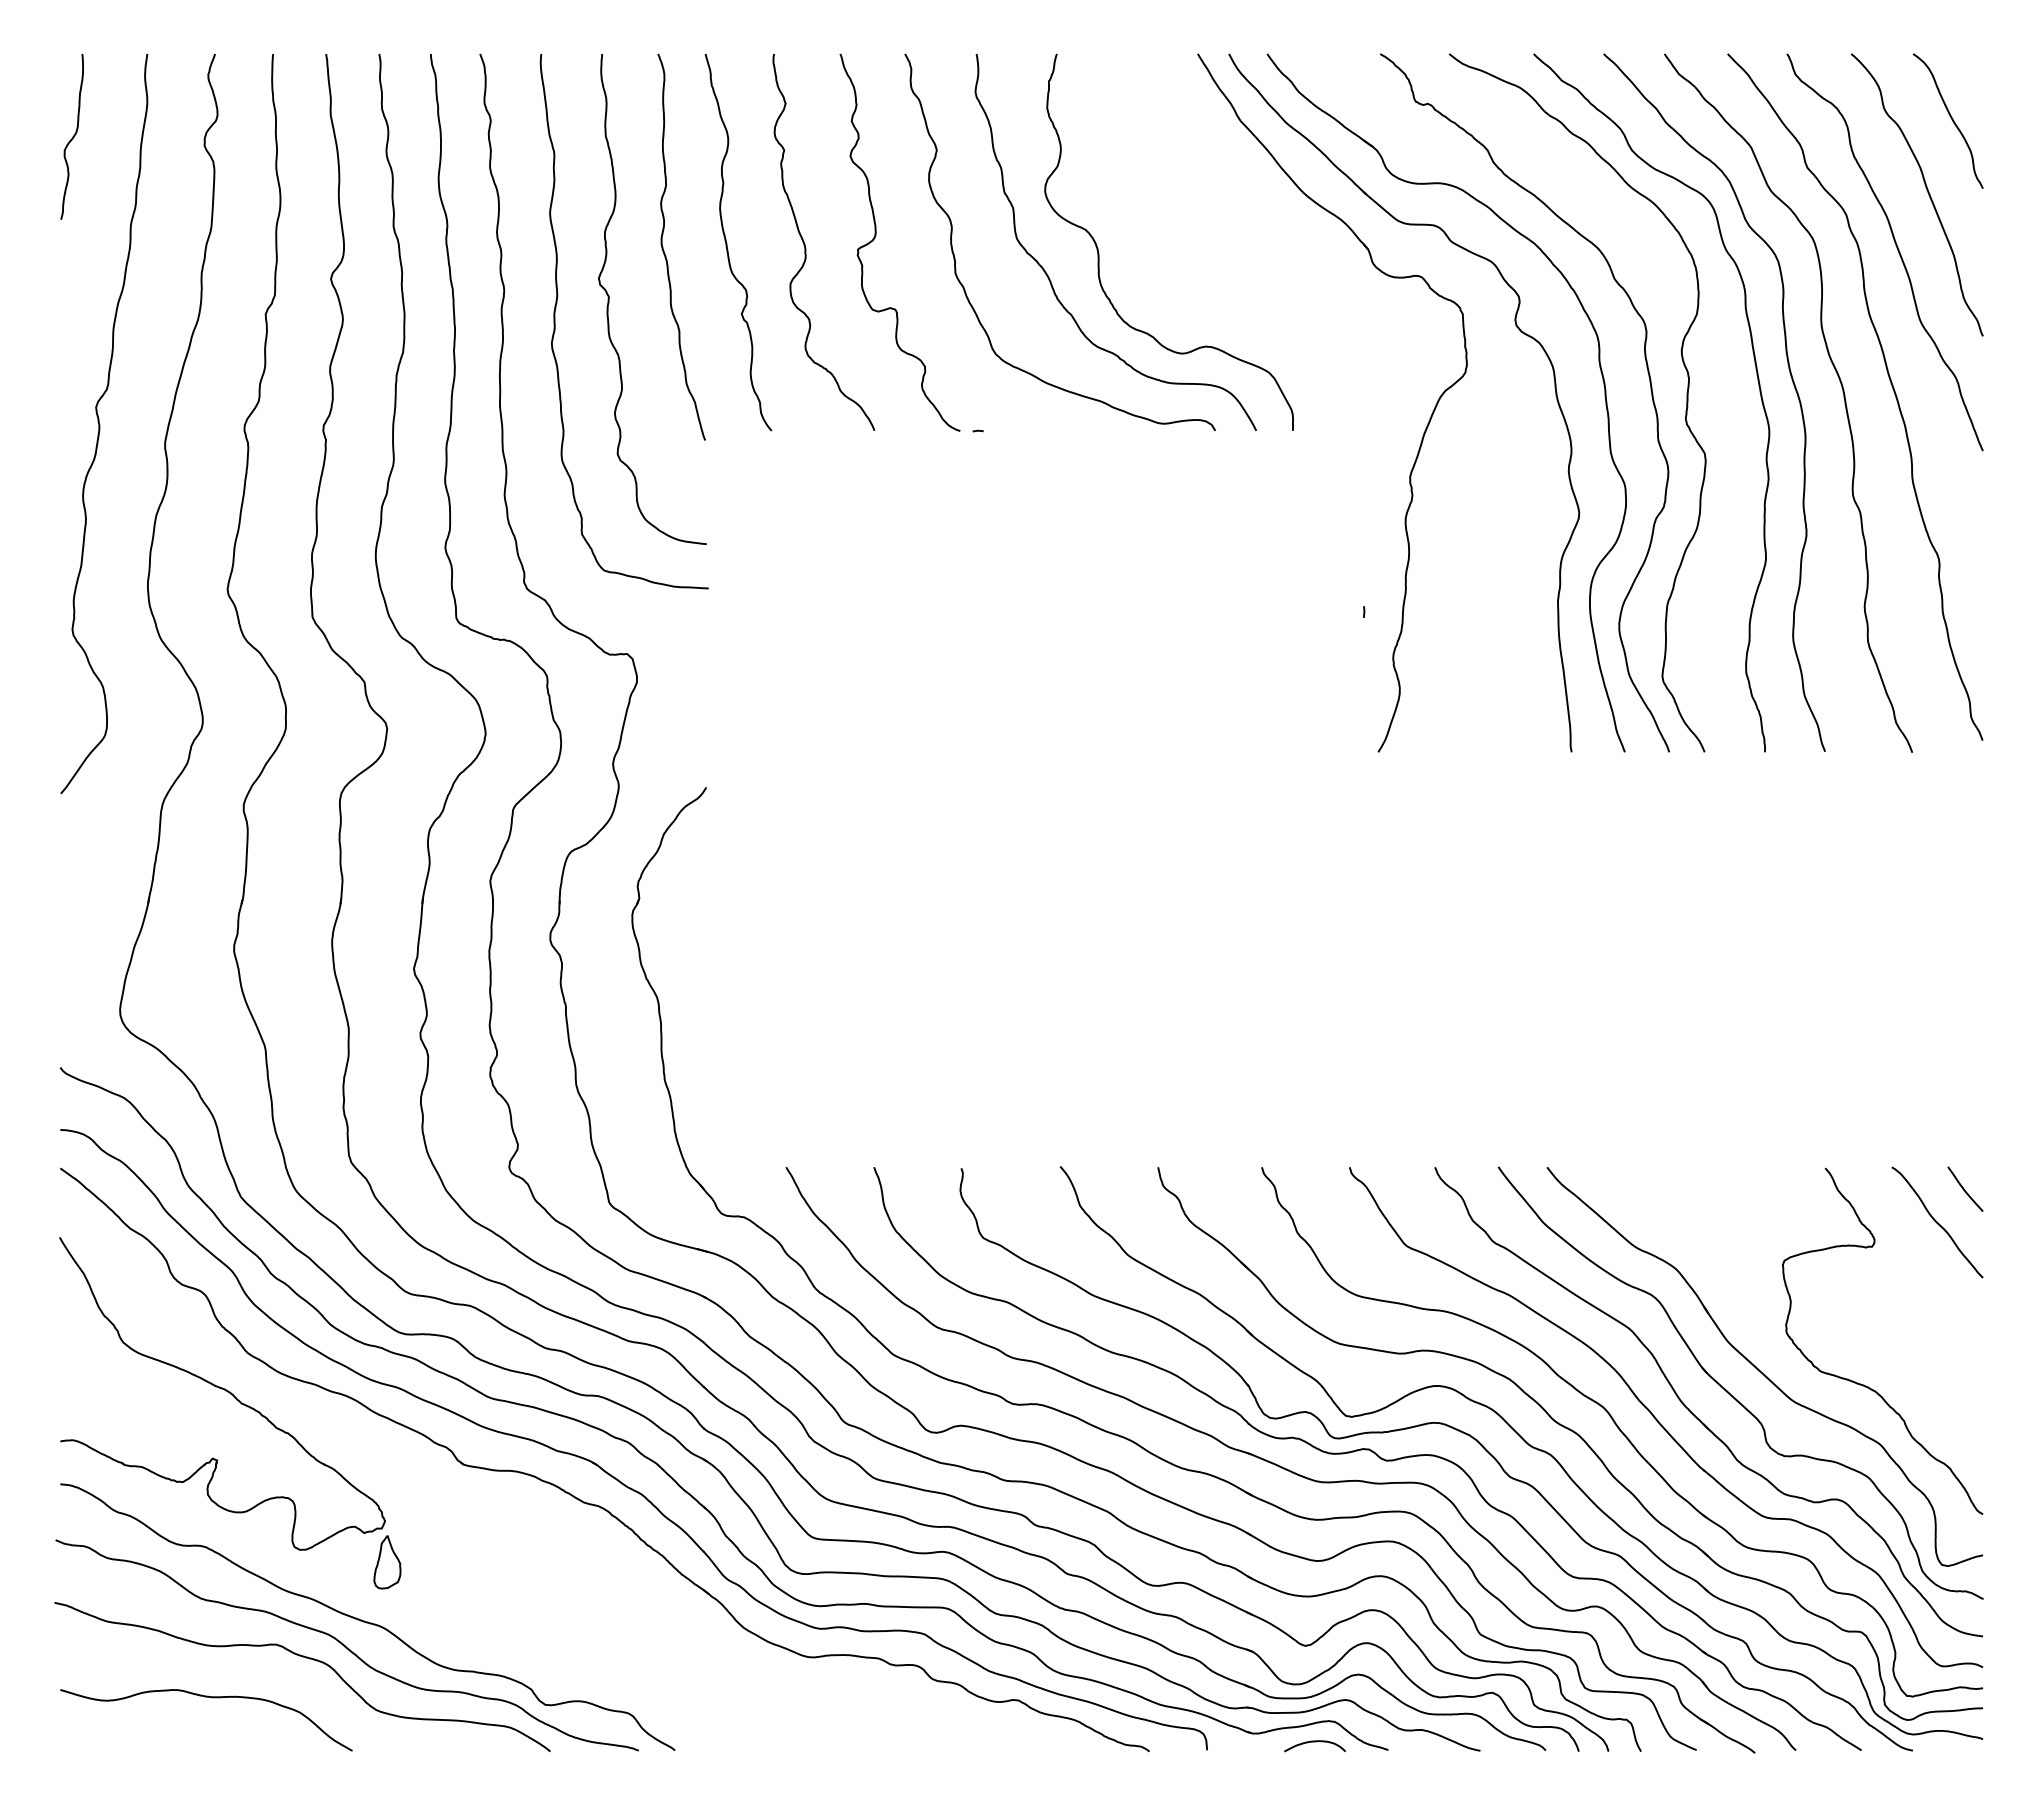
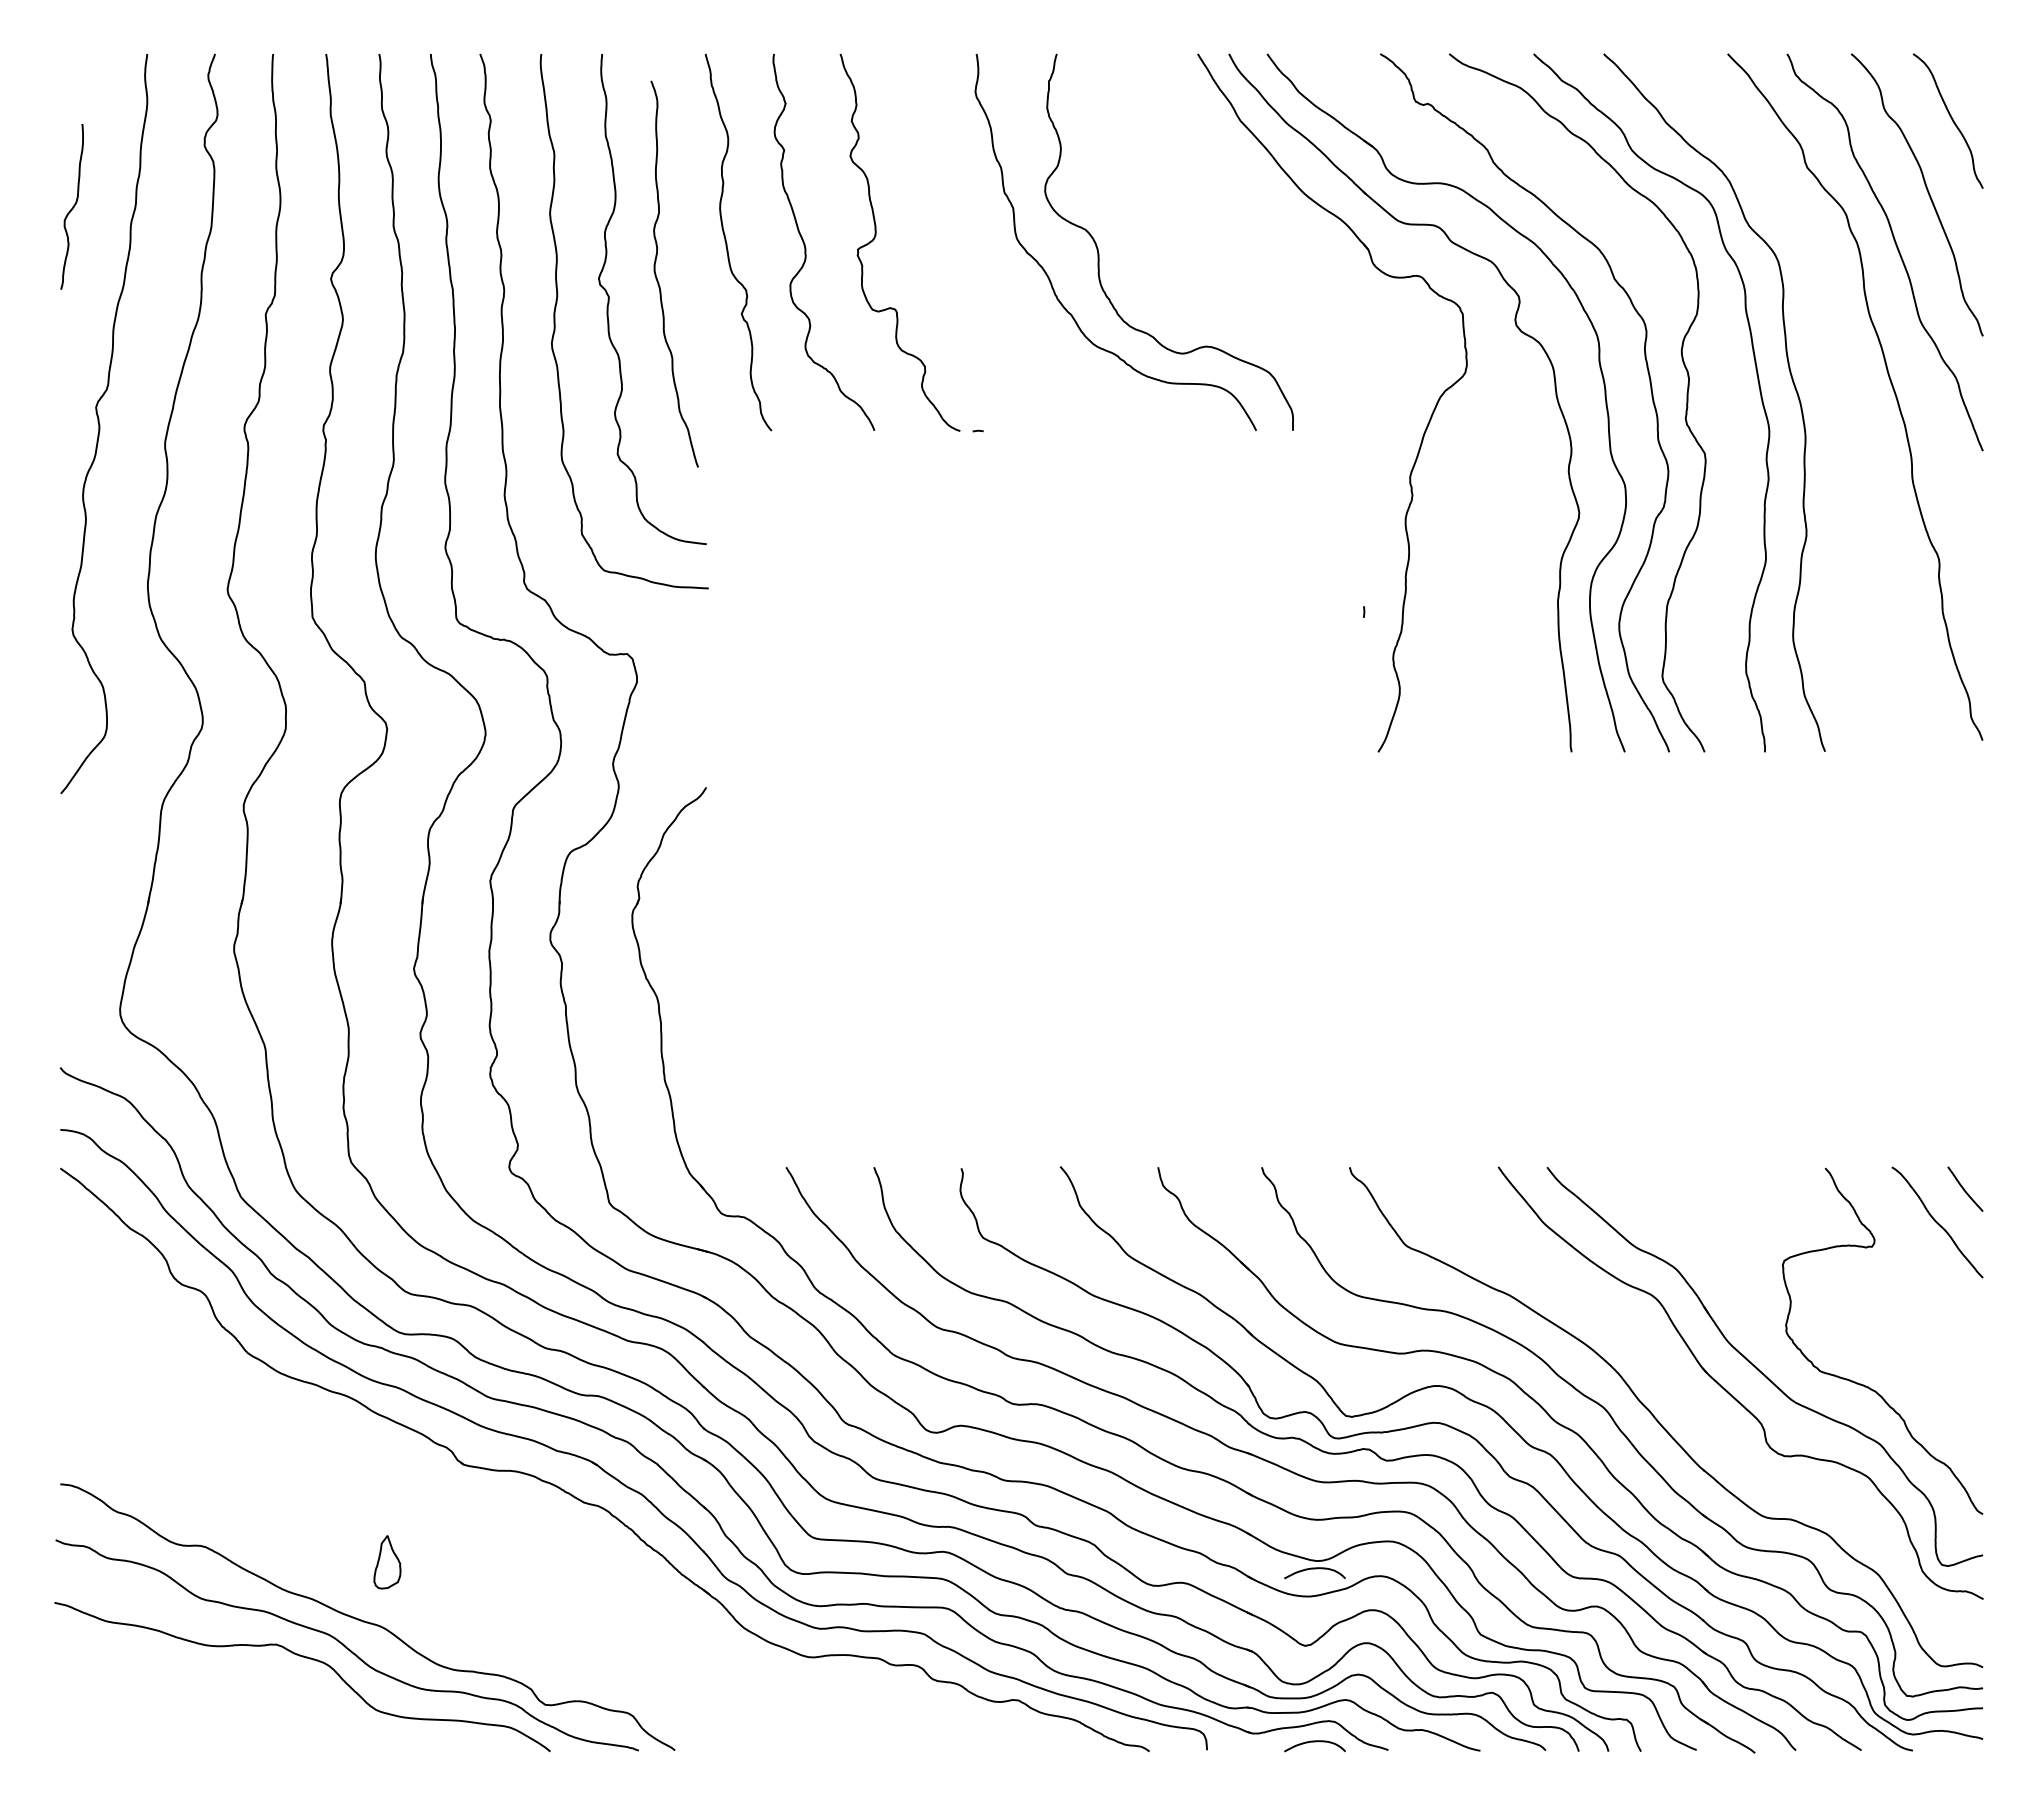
curve position: (72, 136) -> (72, 206) (72, 206)
curve position: (664, 250) -> (657, 277) (657, 277)
curve: present -> none (955, 257)
curve: present -> none (1842, 392)
part: present -> none (222, 1393)
part: present -> none (1695, 1415)
curve: none -> present (1314, 1569)
curve: present -> none (211, 1698)
